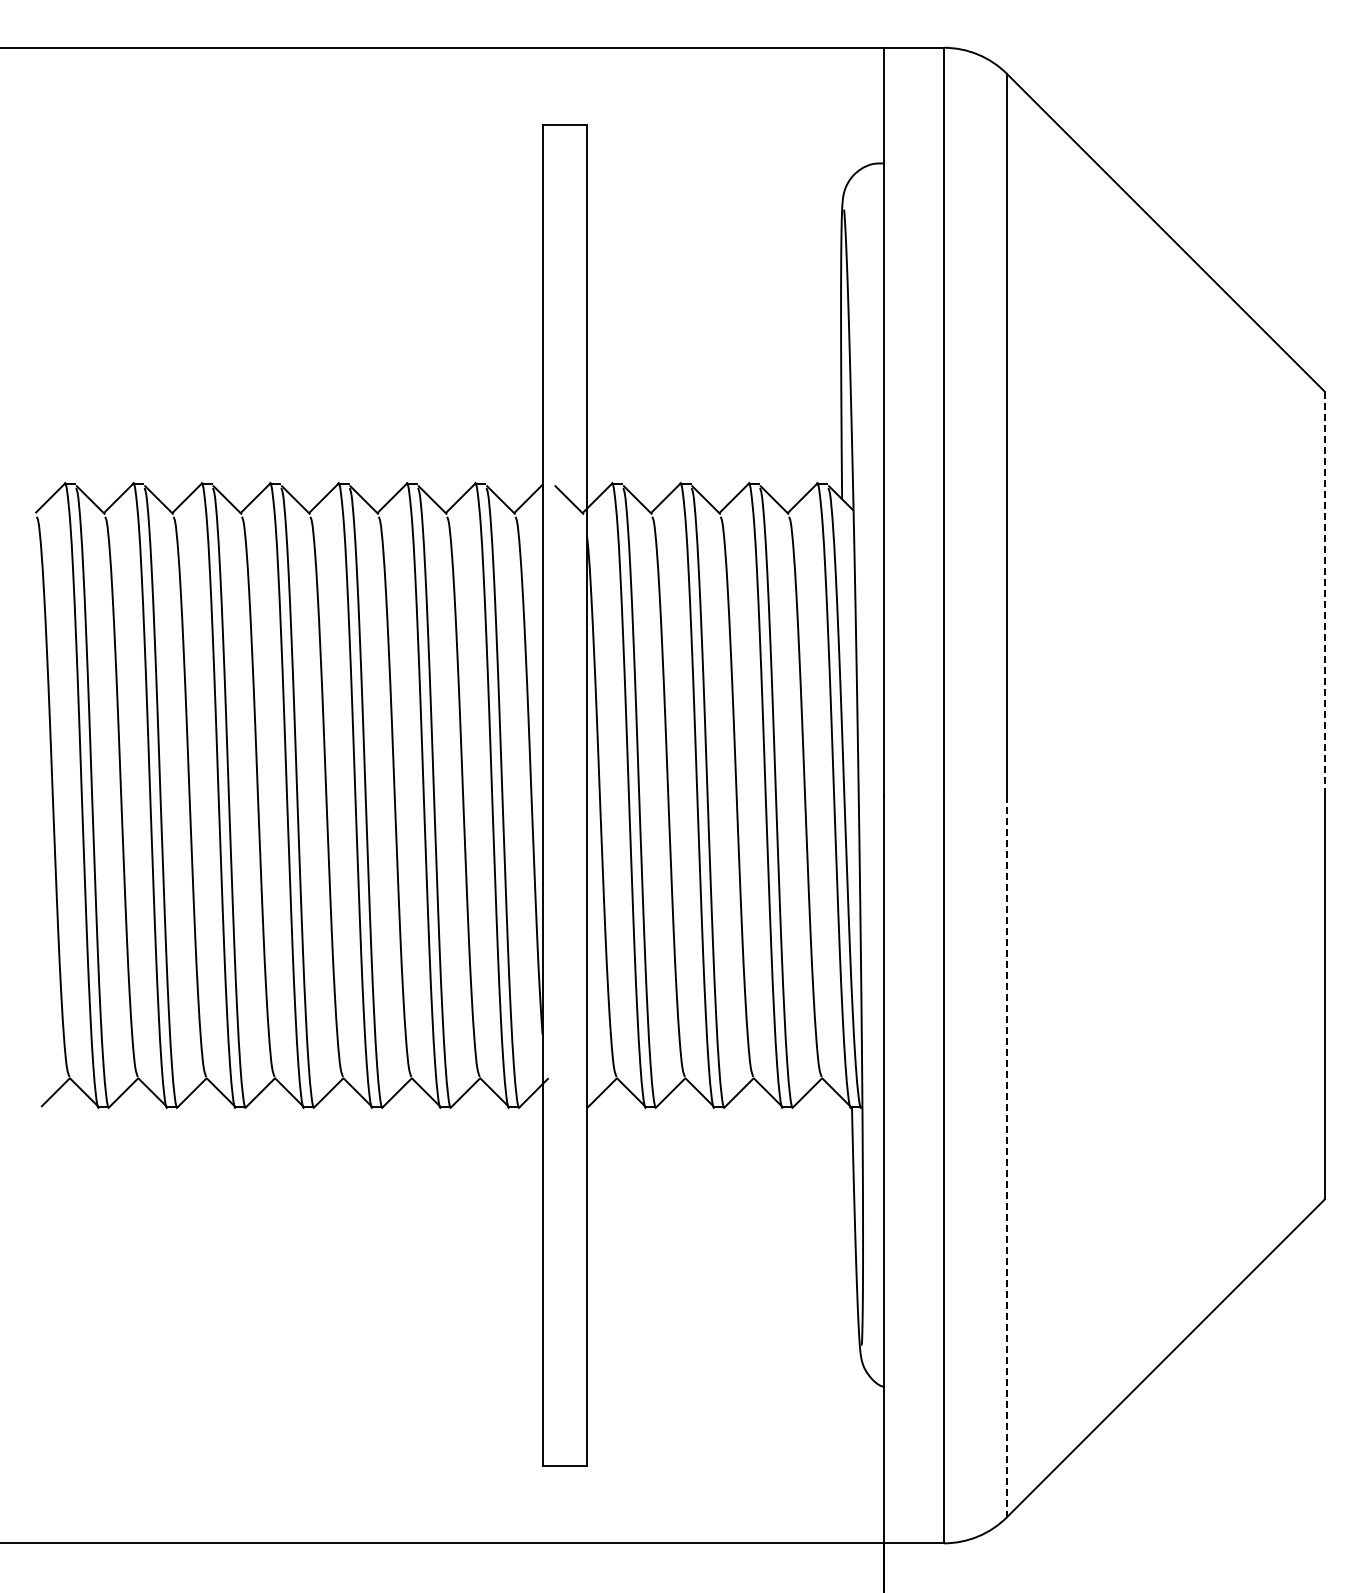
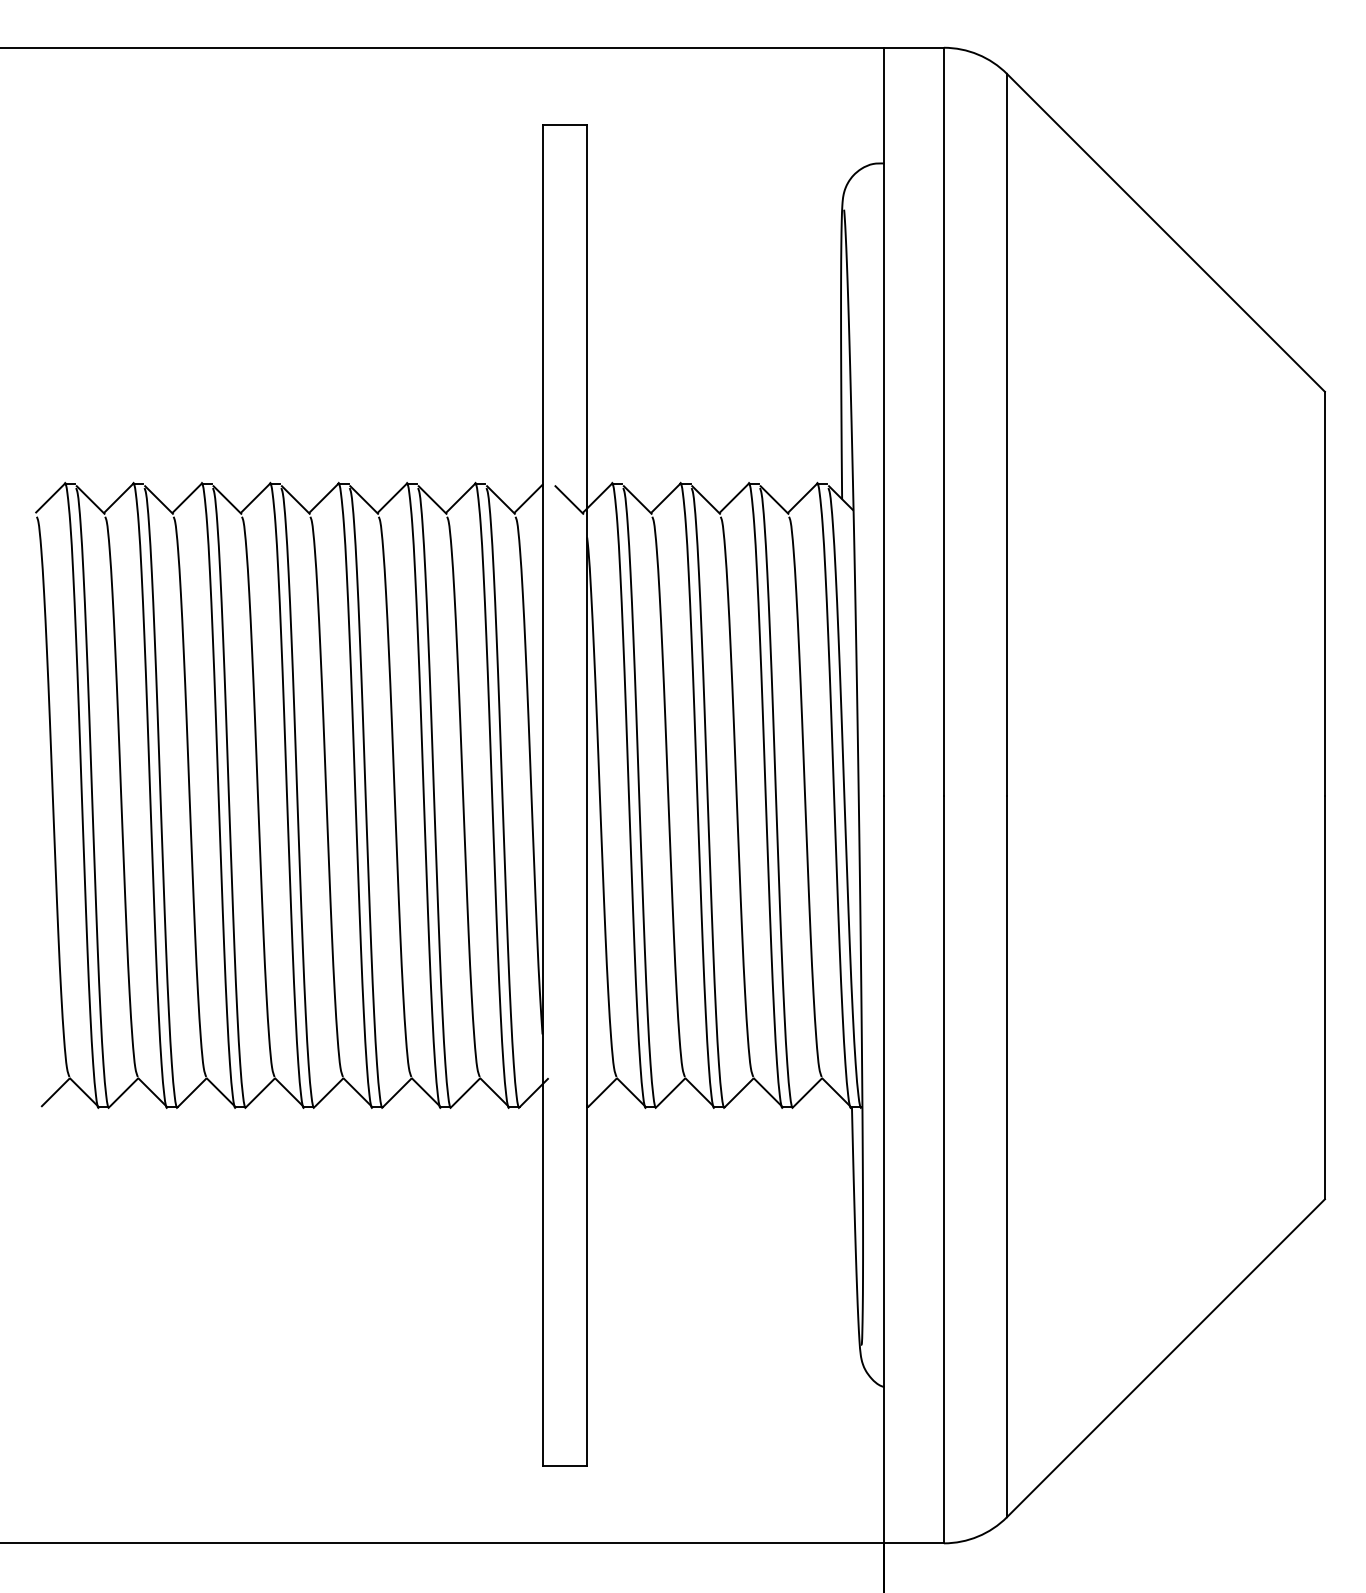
line: dashed -> solid (1324, 593)
line: dashed -> solid (1007, 1156)
